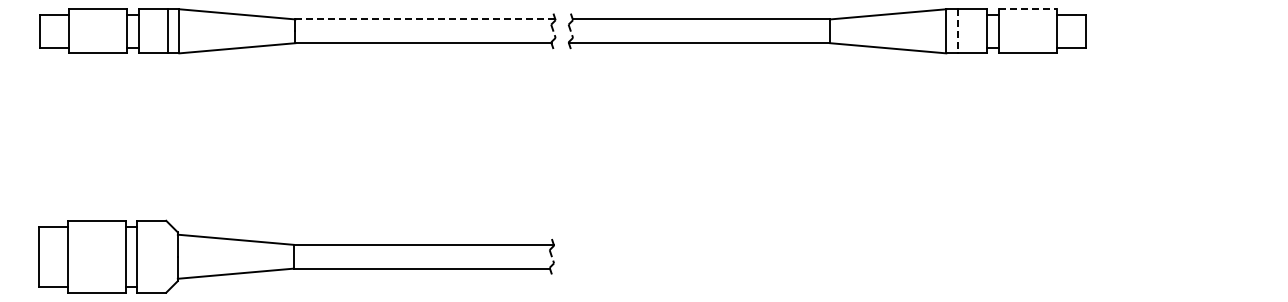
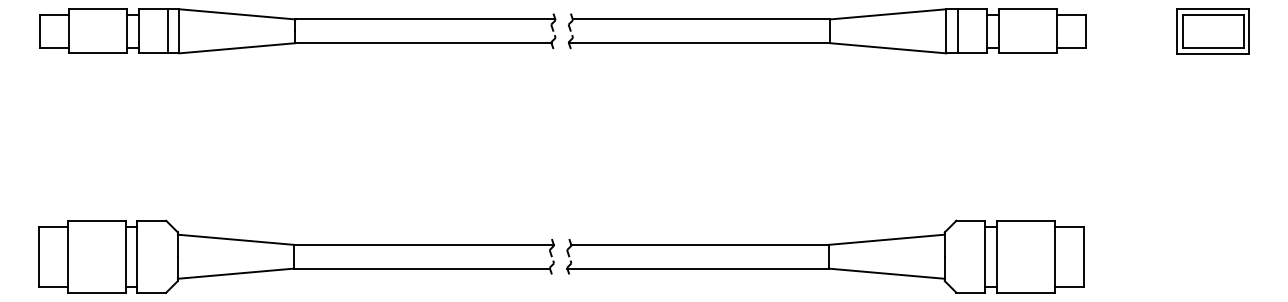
line: dashed -> solid (1028, 9)
line: dashed -> solid (424, 19)
line: dashed -> solid (957, 31)
part: none -> present (1212, 31)
part: none -> present (825, 256)
